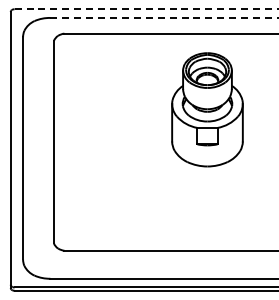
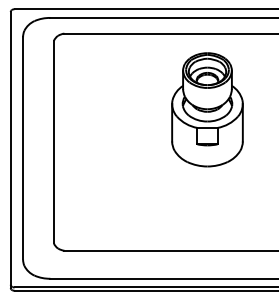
line: dashed -> solid (146, 9)
line: dashed -> solid (165, 17)
